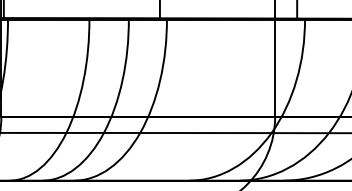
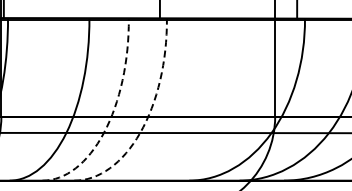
arc: solid -> dashed (108, 122)
arc: solid -> dashed (145, 122)
